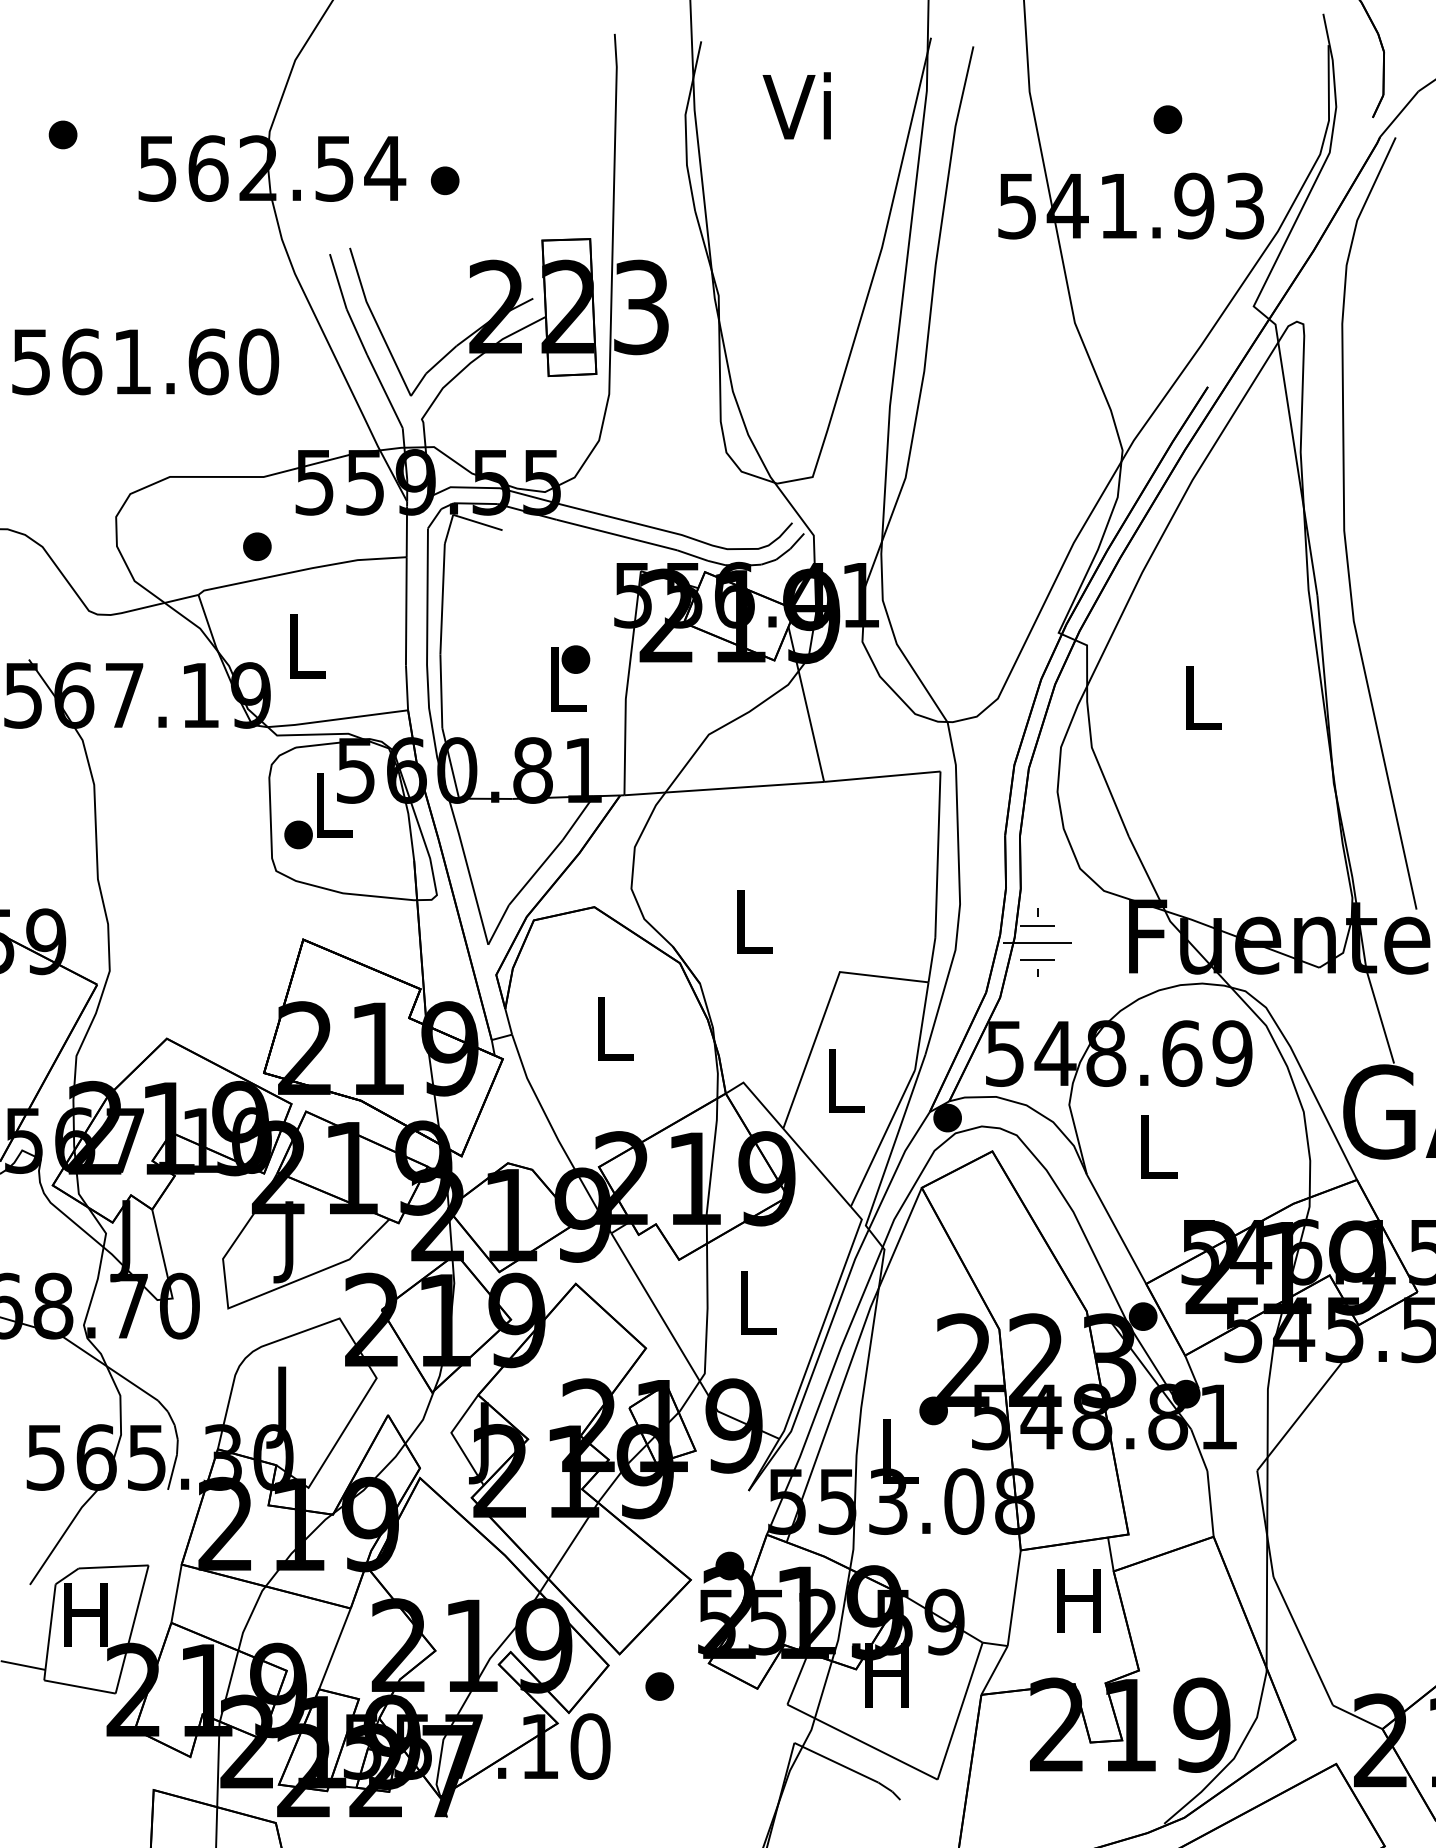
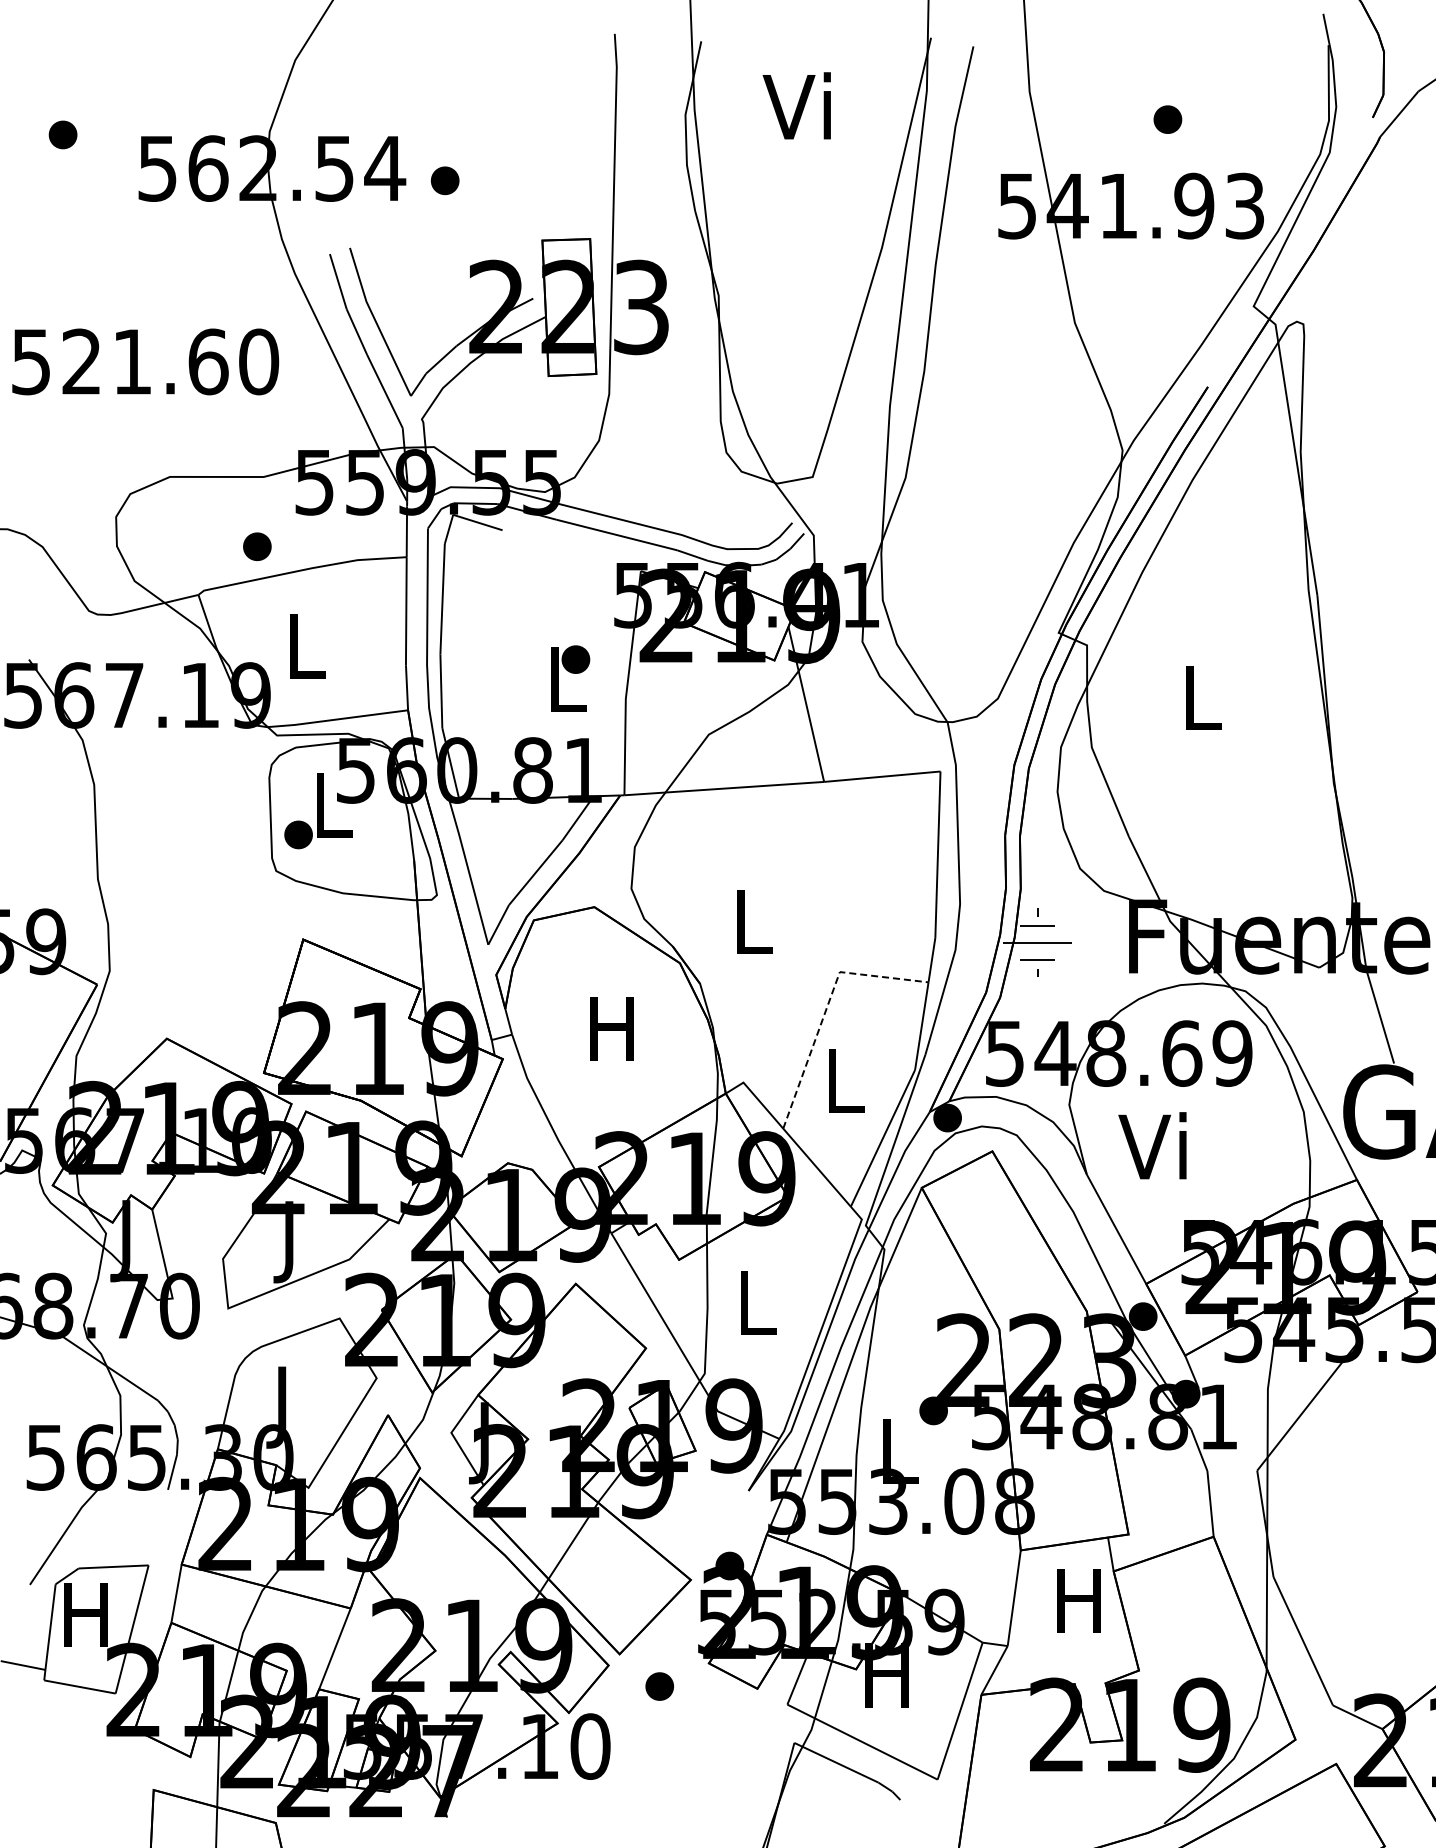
text: 561.60 -> 521.60 (82, 361)
curve: present -> none (1345, 523)
line: solid -> dashed (826, 1007)
text: L -> H (611, 1028)
text: L -> Vi (1152, 1145)
